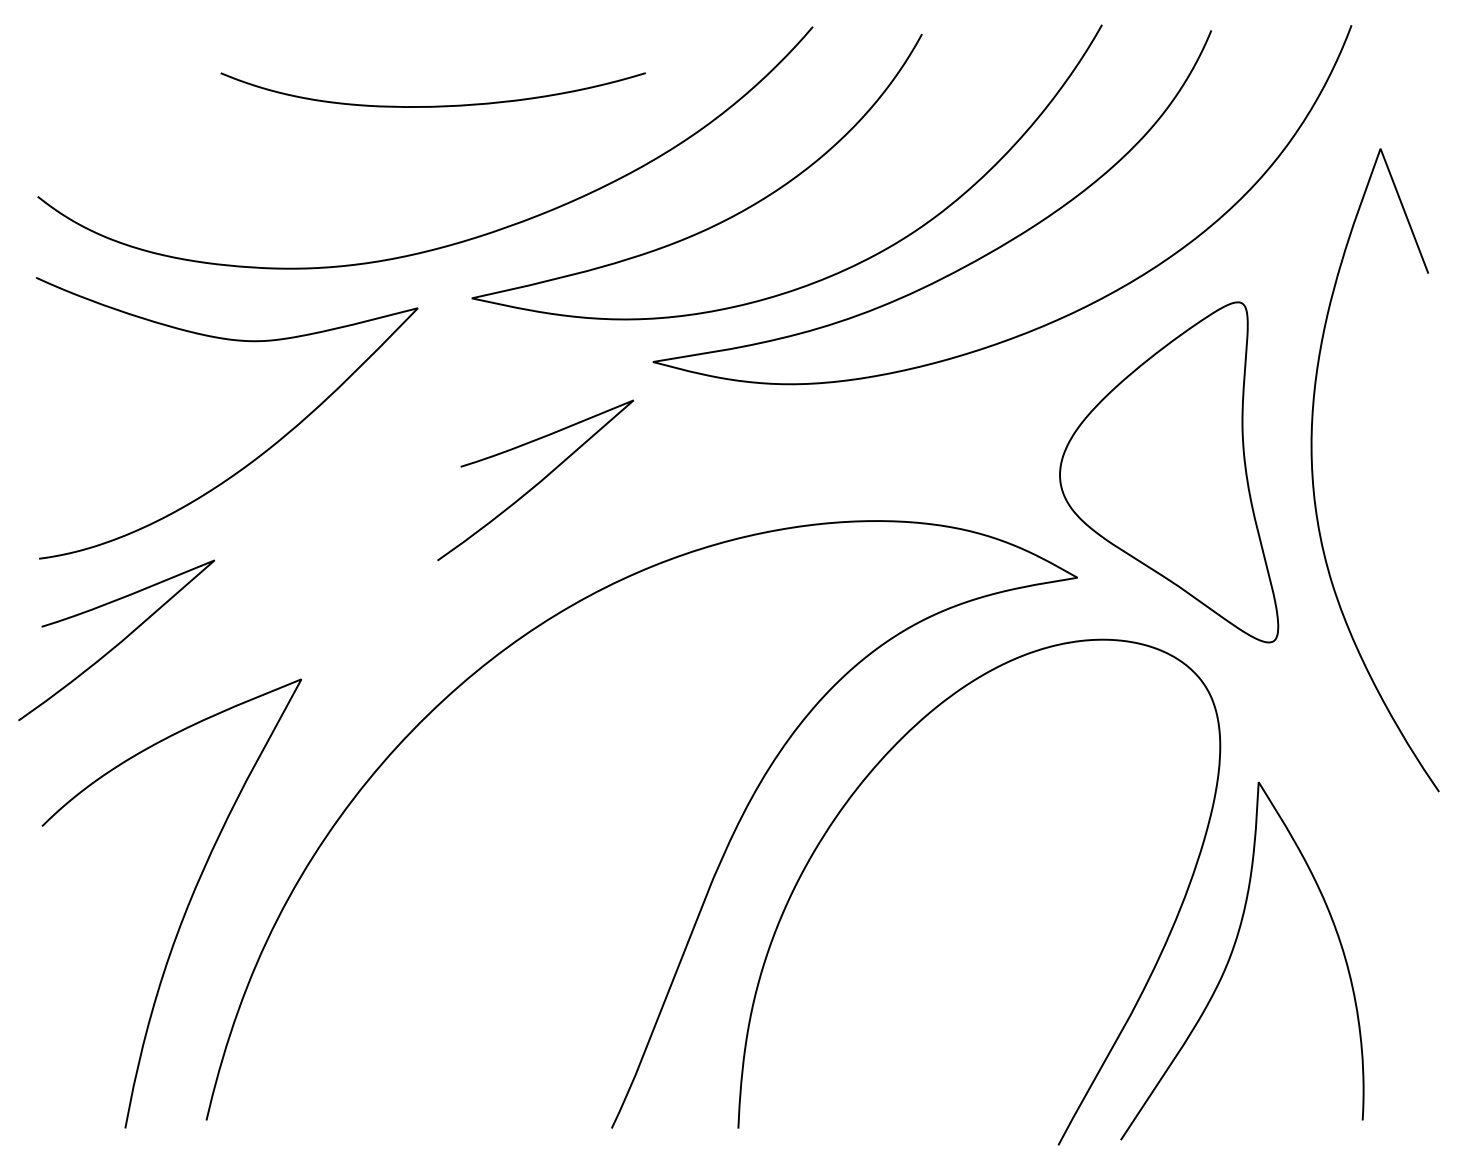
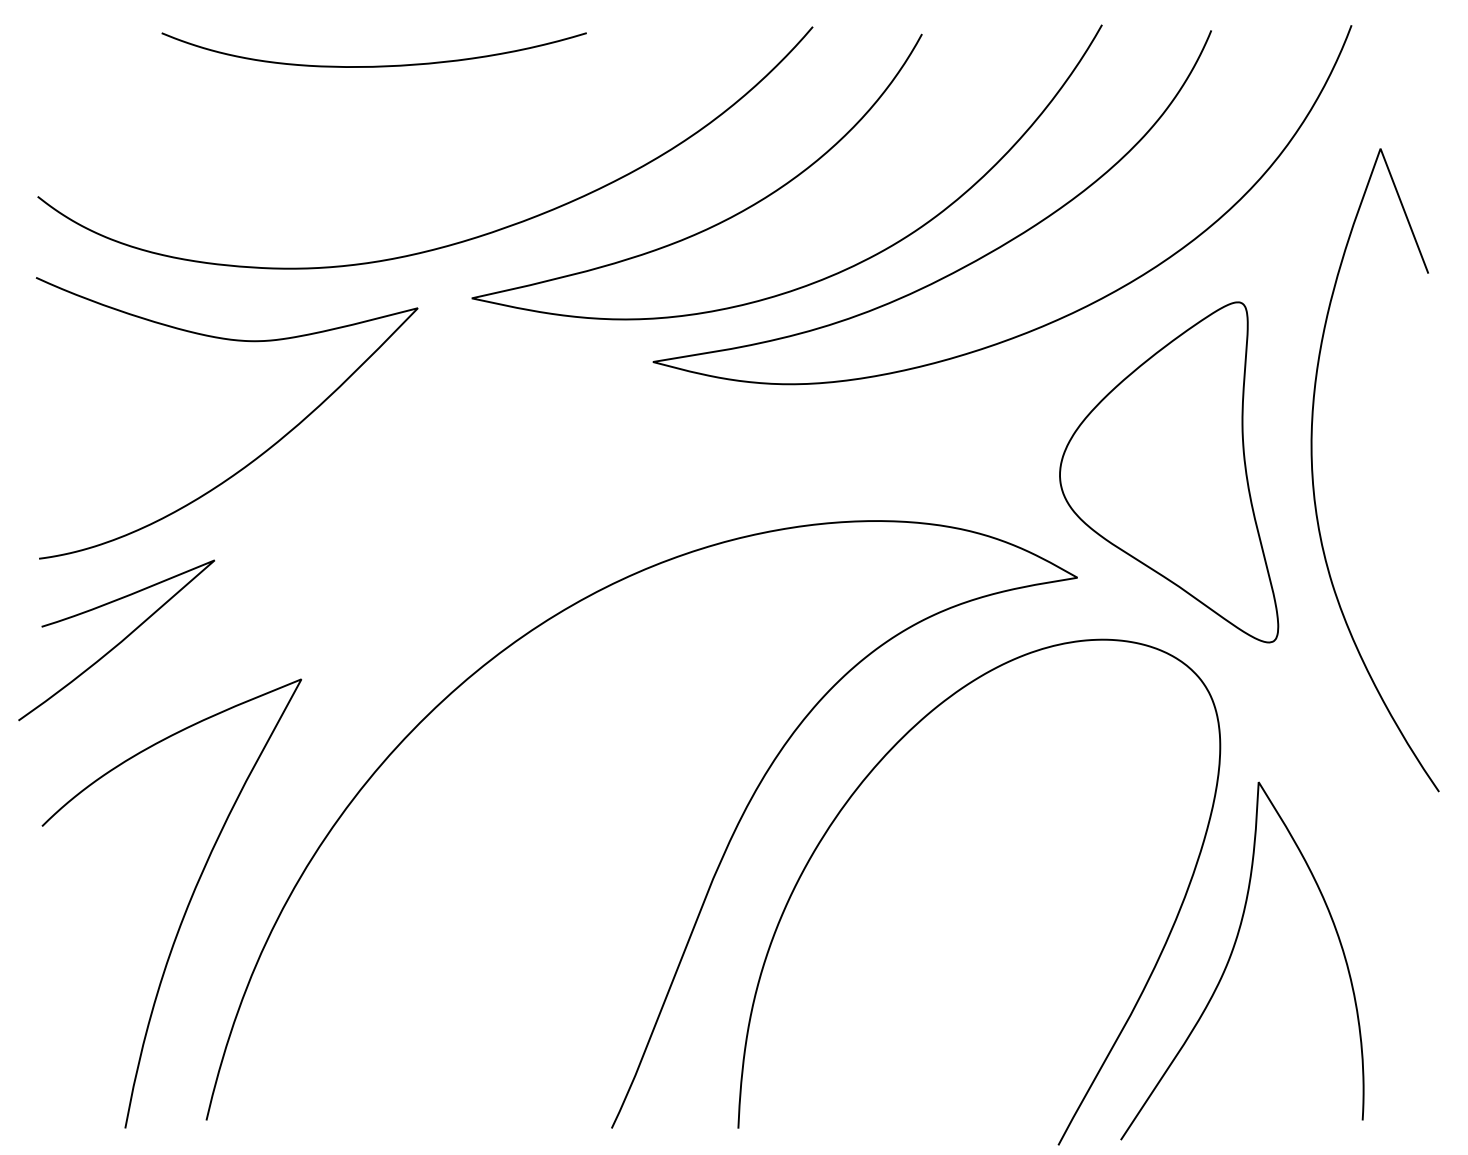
curve position: (432, 105) -> (373, 65) (373, 65)
curve: present -> none (536, 483)
